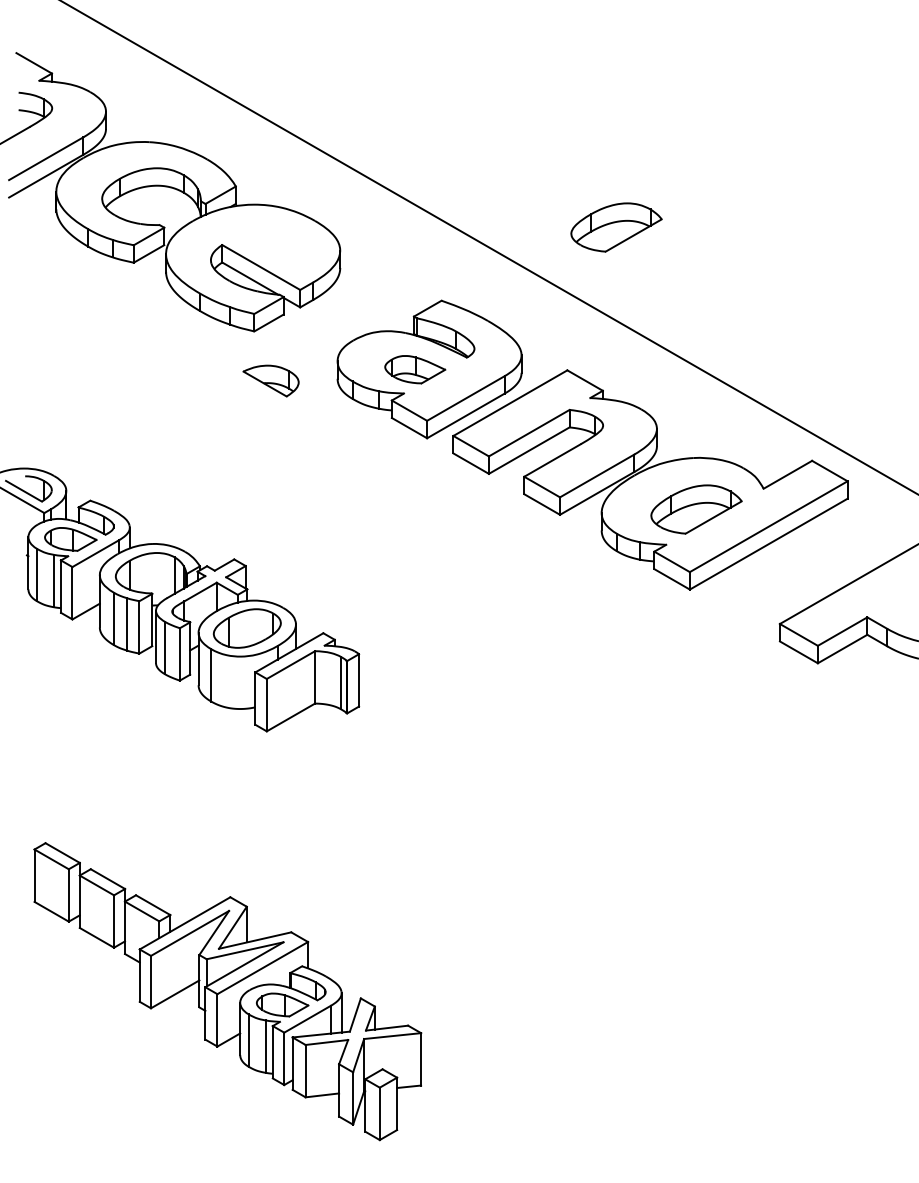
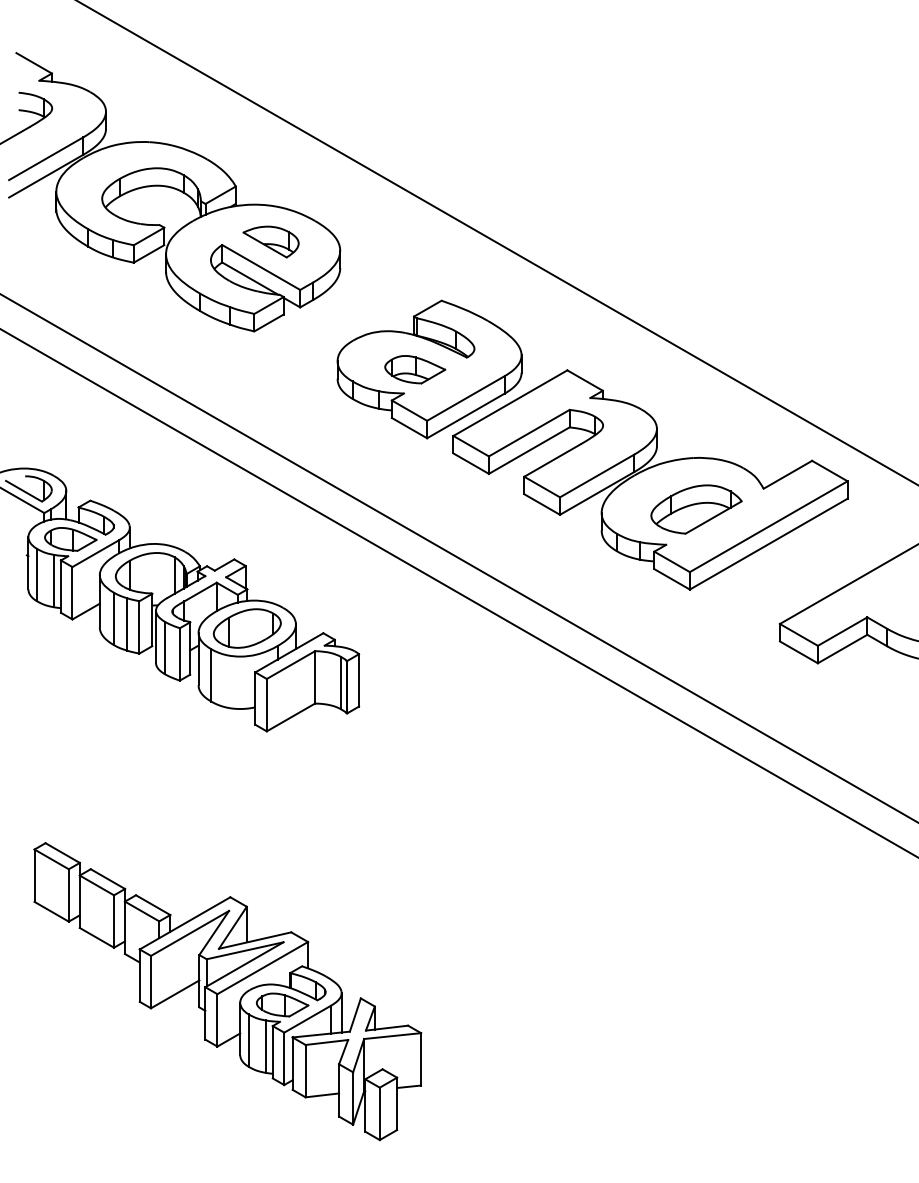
part: present -> none (616, 227)
line position: (489, 247) -> (497, 242) (497, 242)
part position: (270, 380) -> (270, 241) (270, 241)
line: none -> present (458, 558)
line: none -> present (458, 593)
